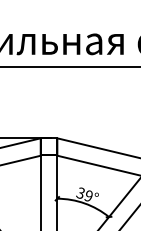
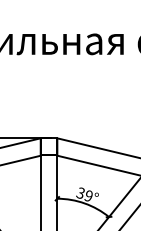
line: present -> none (69, 66)
